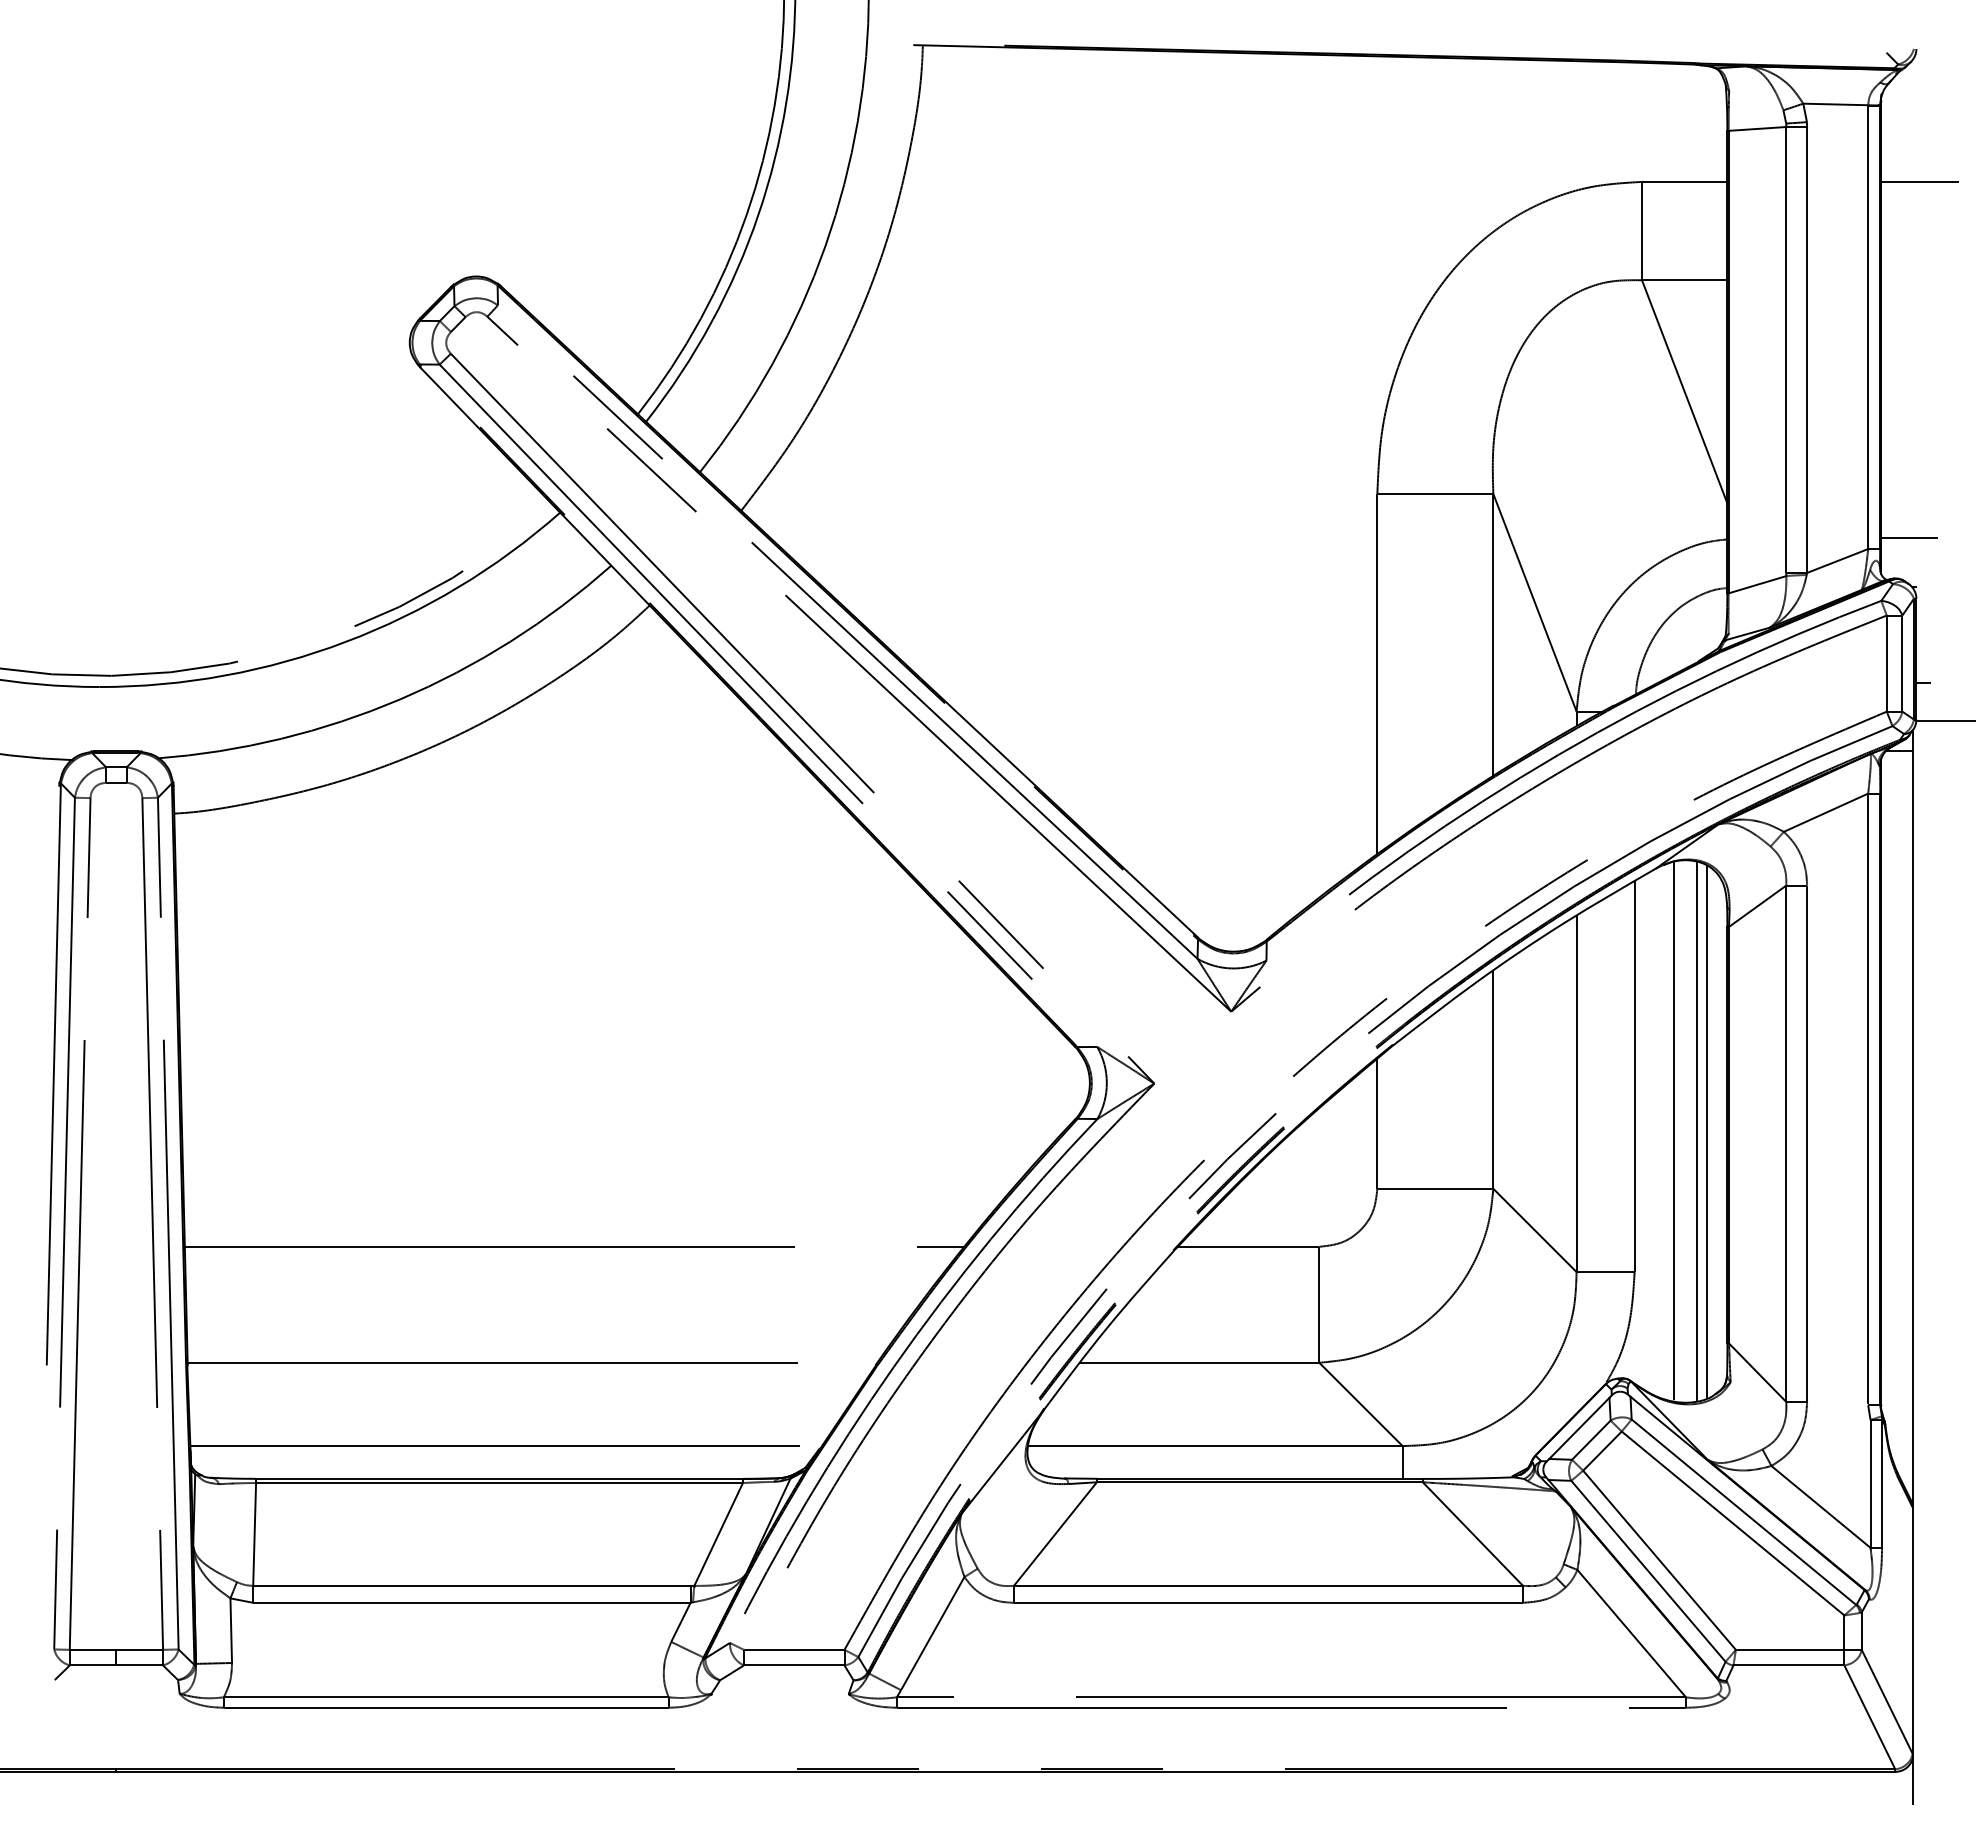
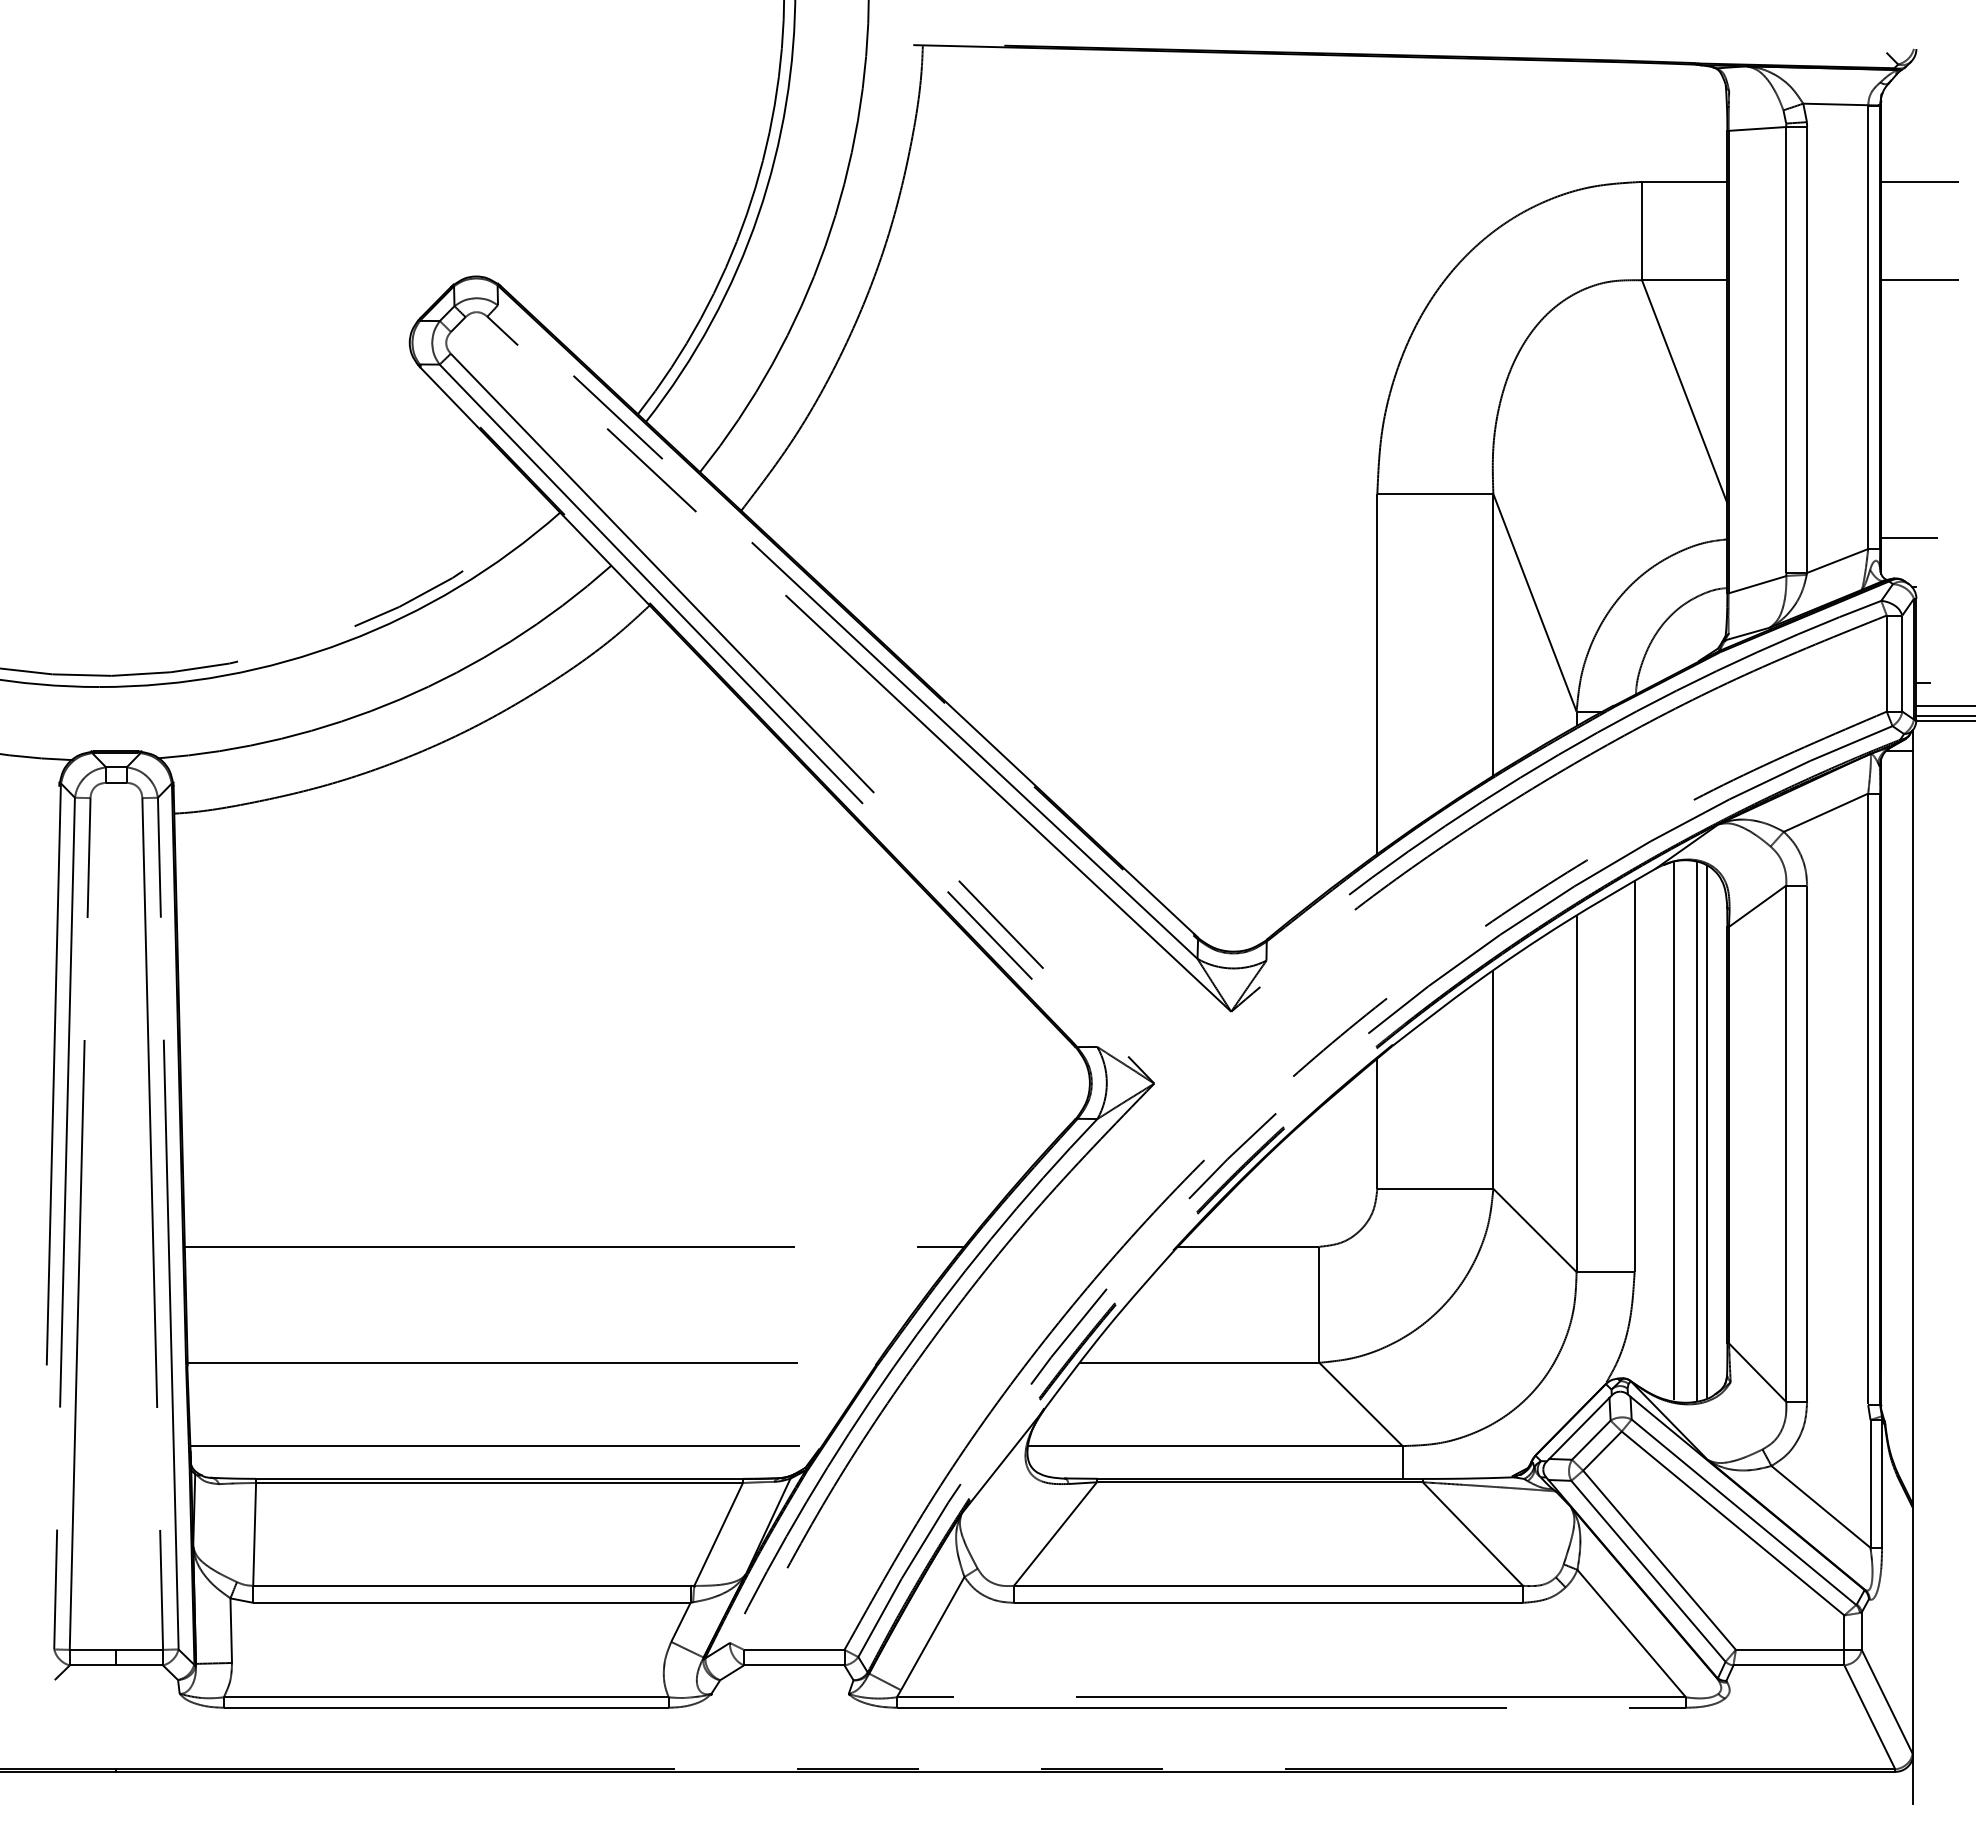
line: none -> present (1919, 280)
line: none -> present (1944, 705)
line: none -> present (1944, 716)
